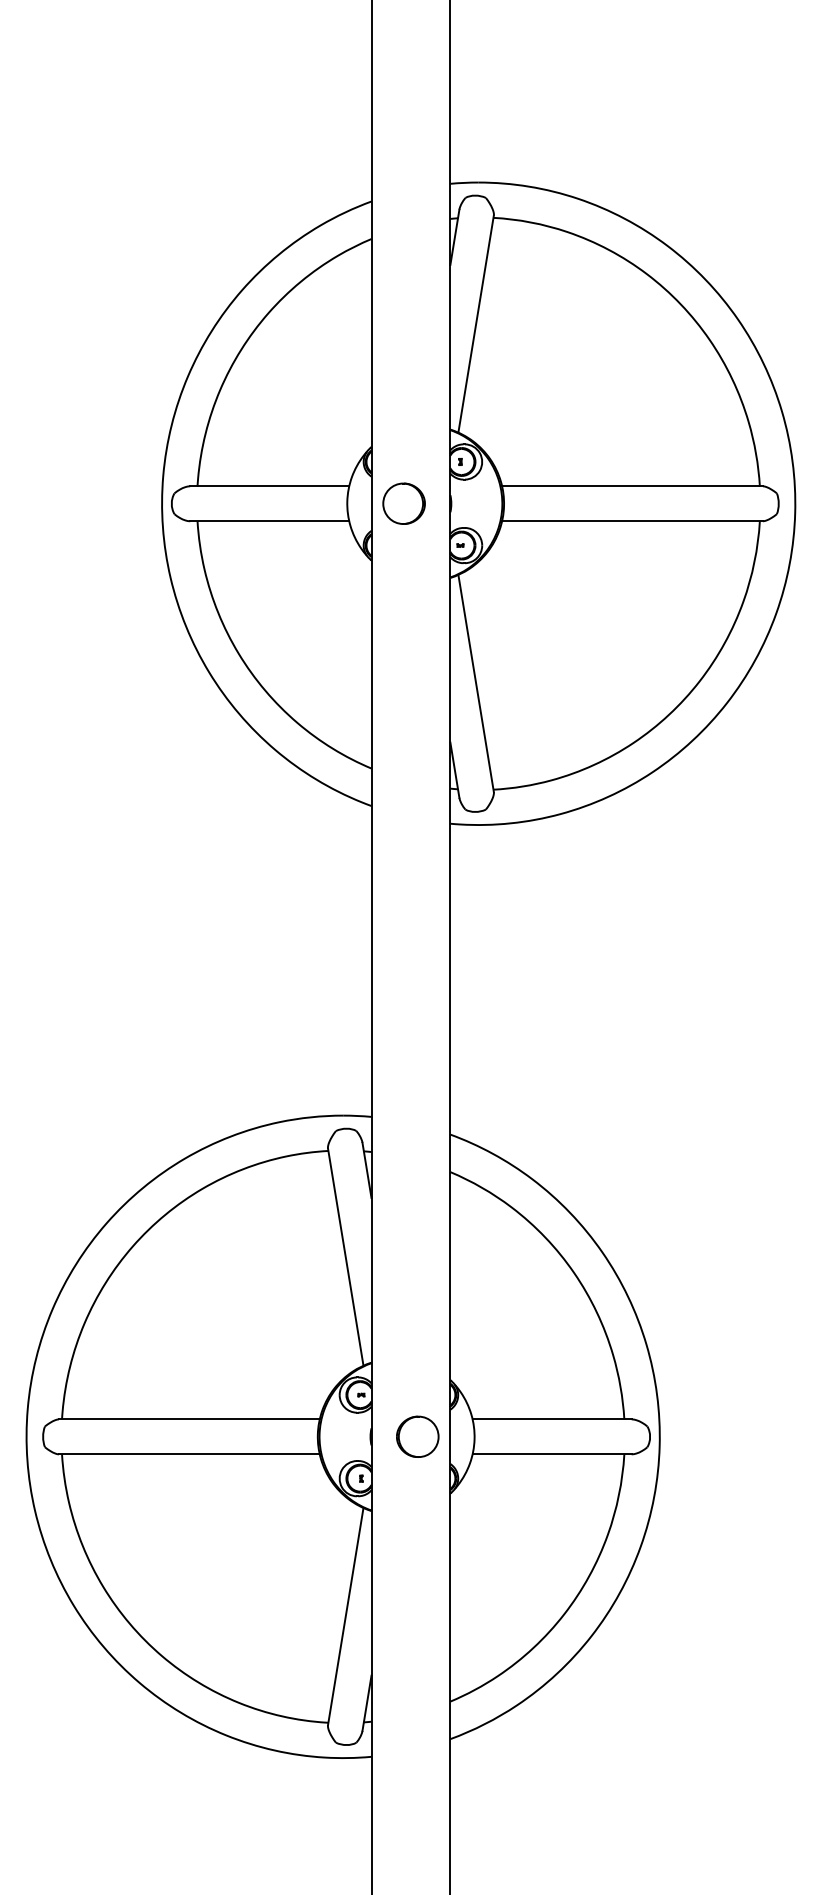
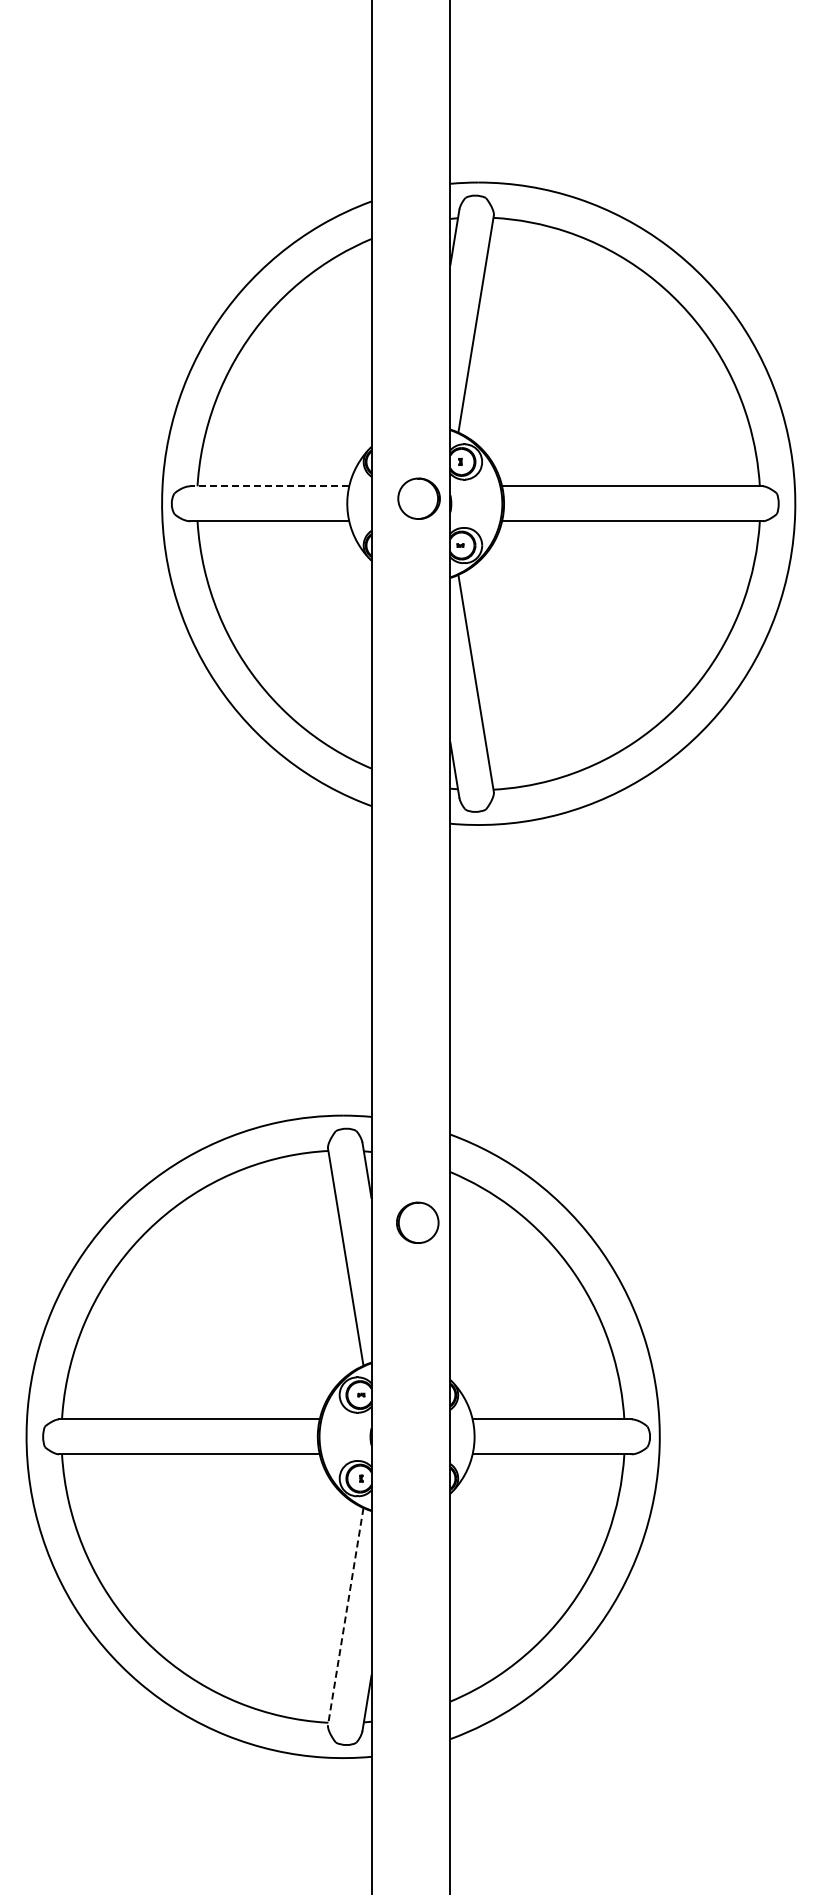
line: solid -> dashed (269, 486)
part position: (403, 503) -> (418, 498) (418, 498)
part position: (417, 1436) -> (417, 1222) (417, 1222)
line: solid -> dashed (345, 1616)
